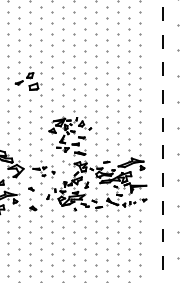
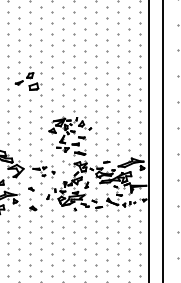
line: none -> present (149, 140)
line: dashed -> solid (163, 141)
